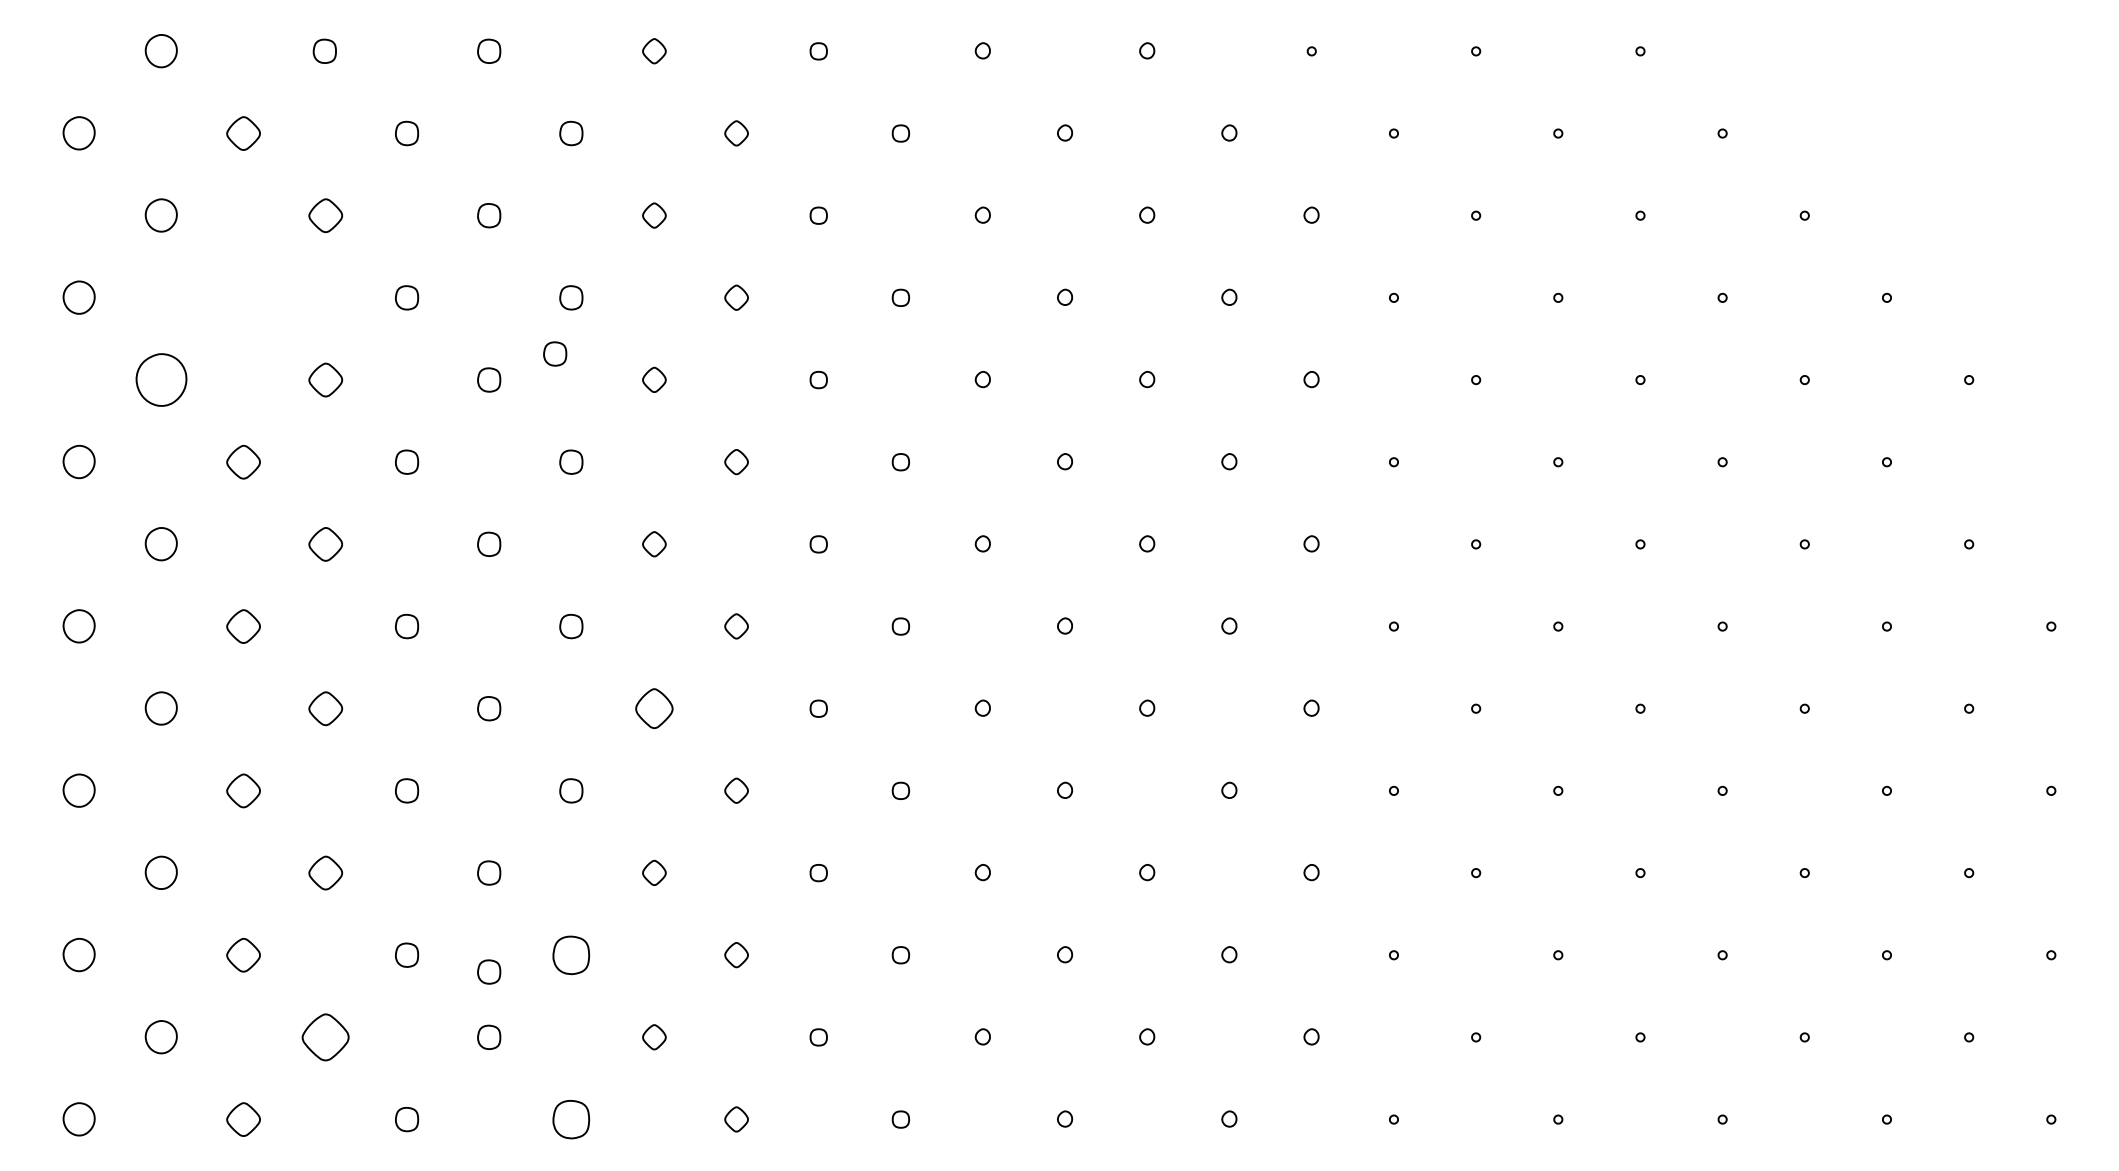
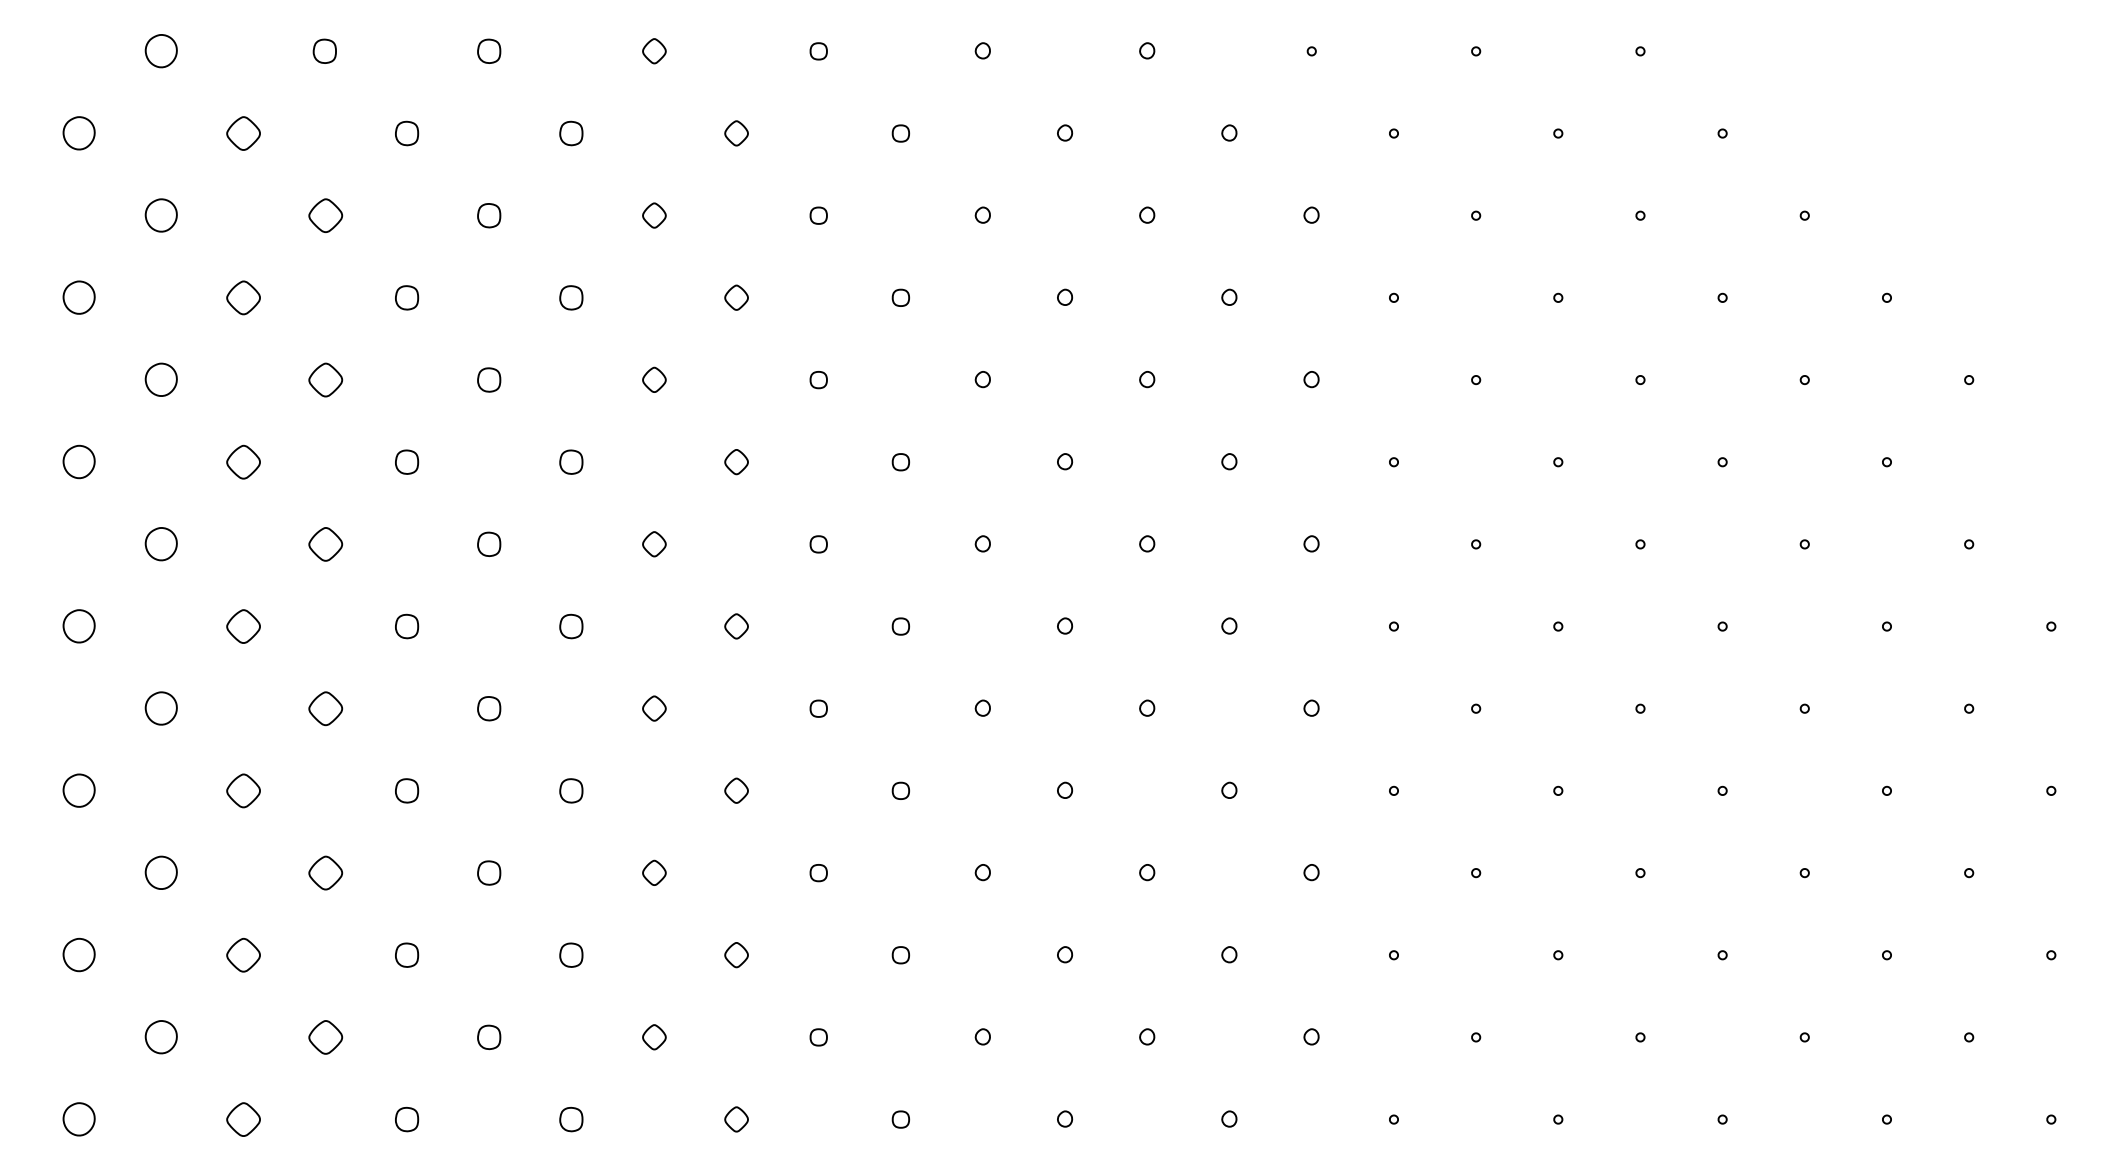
part: none -> present (243, 297)
part: present -> none (555, 353)
part size: 53x54 px -> 34x35 px (160, 379)
part size: 39x41 px -> 25x27 px (654, 708)
part size: 38x41 px -> 25x26 px (571, 954)
part: present -> none (489, 971)
part size: 49x49 px -> 36x35 px (325, 1037)
part size: 38x40 px -> 25x27 px (571, 1119)
